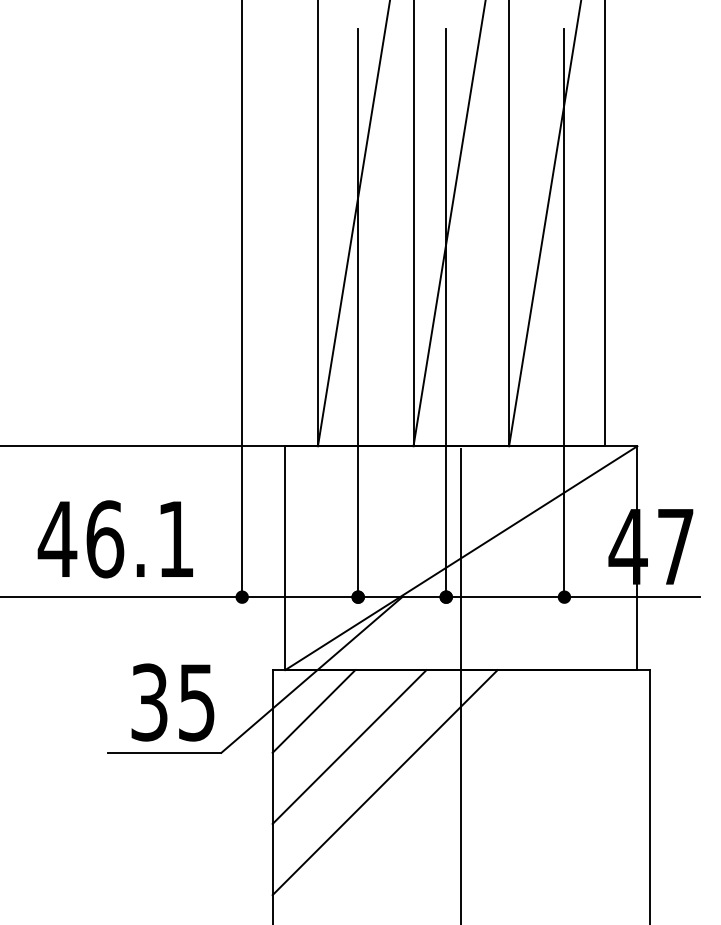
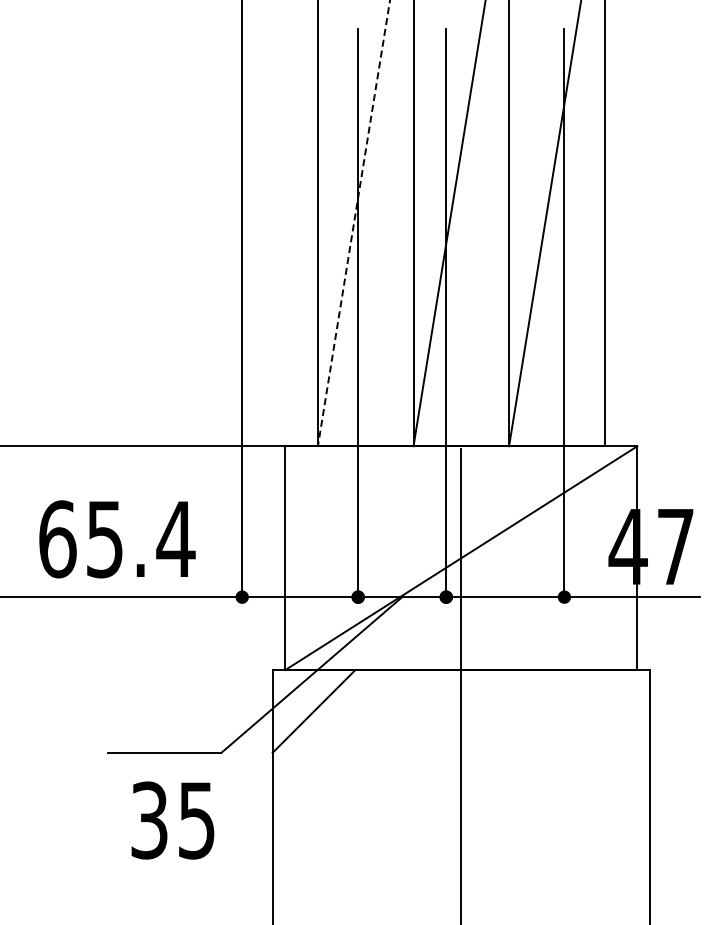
line: solid -> dashed (354, 223)
text: 46.1 -> 65.4 (116, 539)
text position: (172, 702) -> (172, 820) (172, 820)
line: present -> none (349, 746)
line: present -> none (384, 782)
